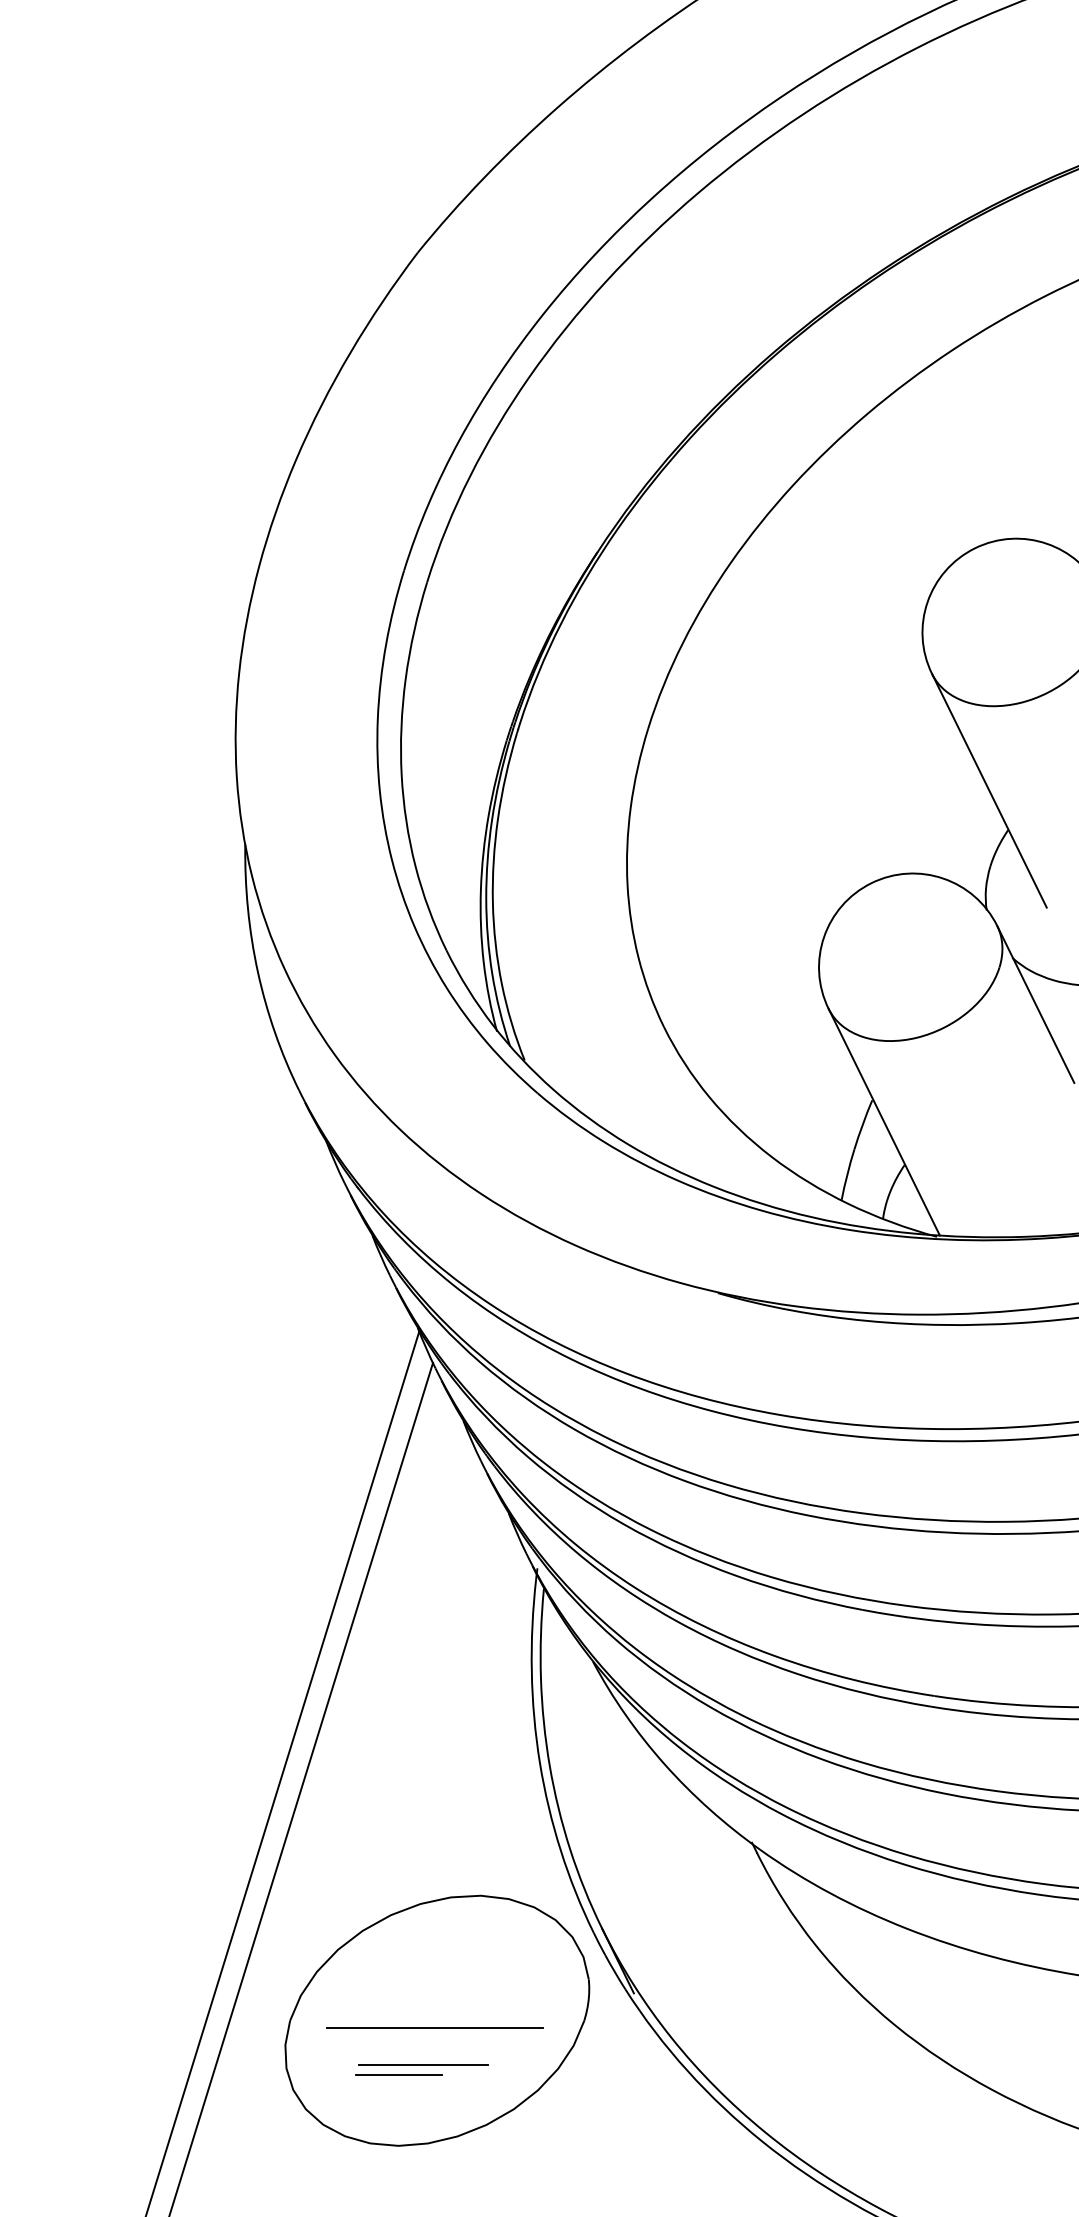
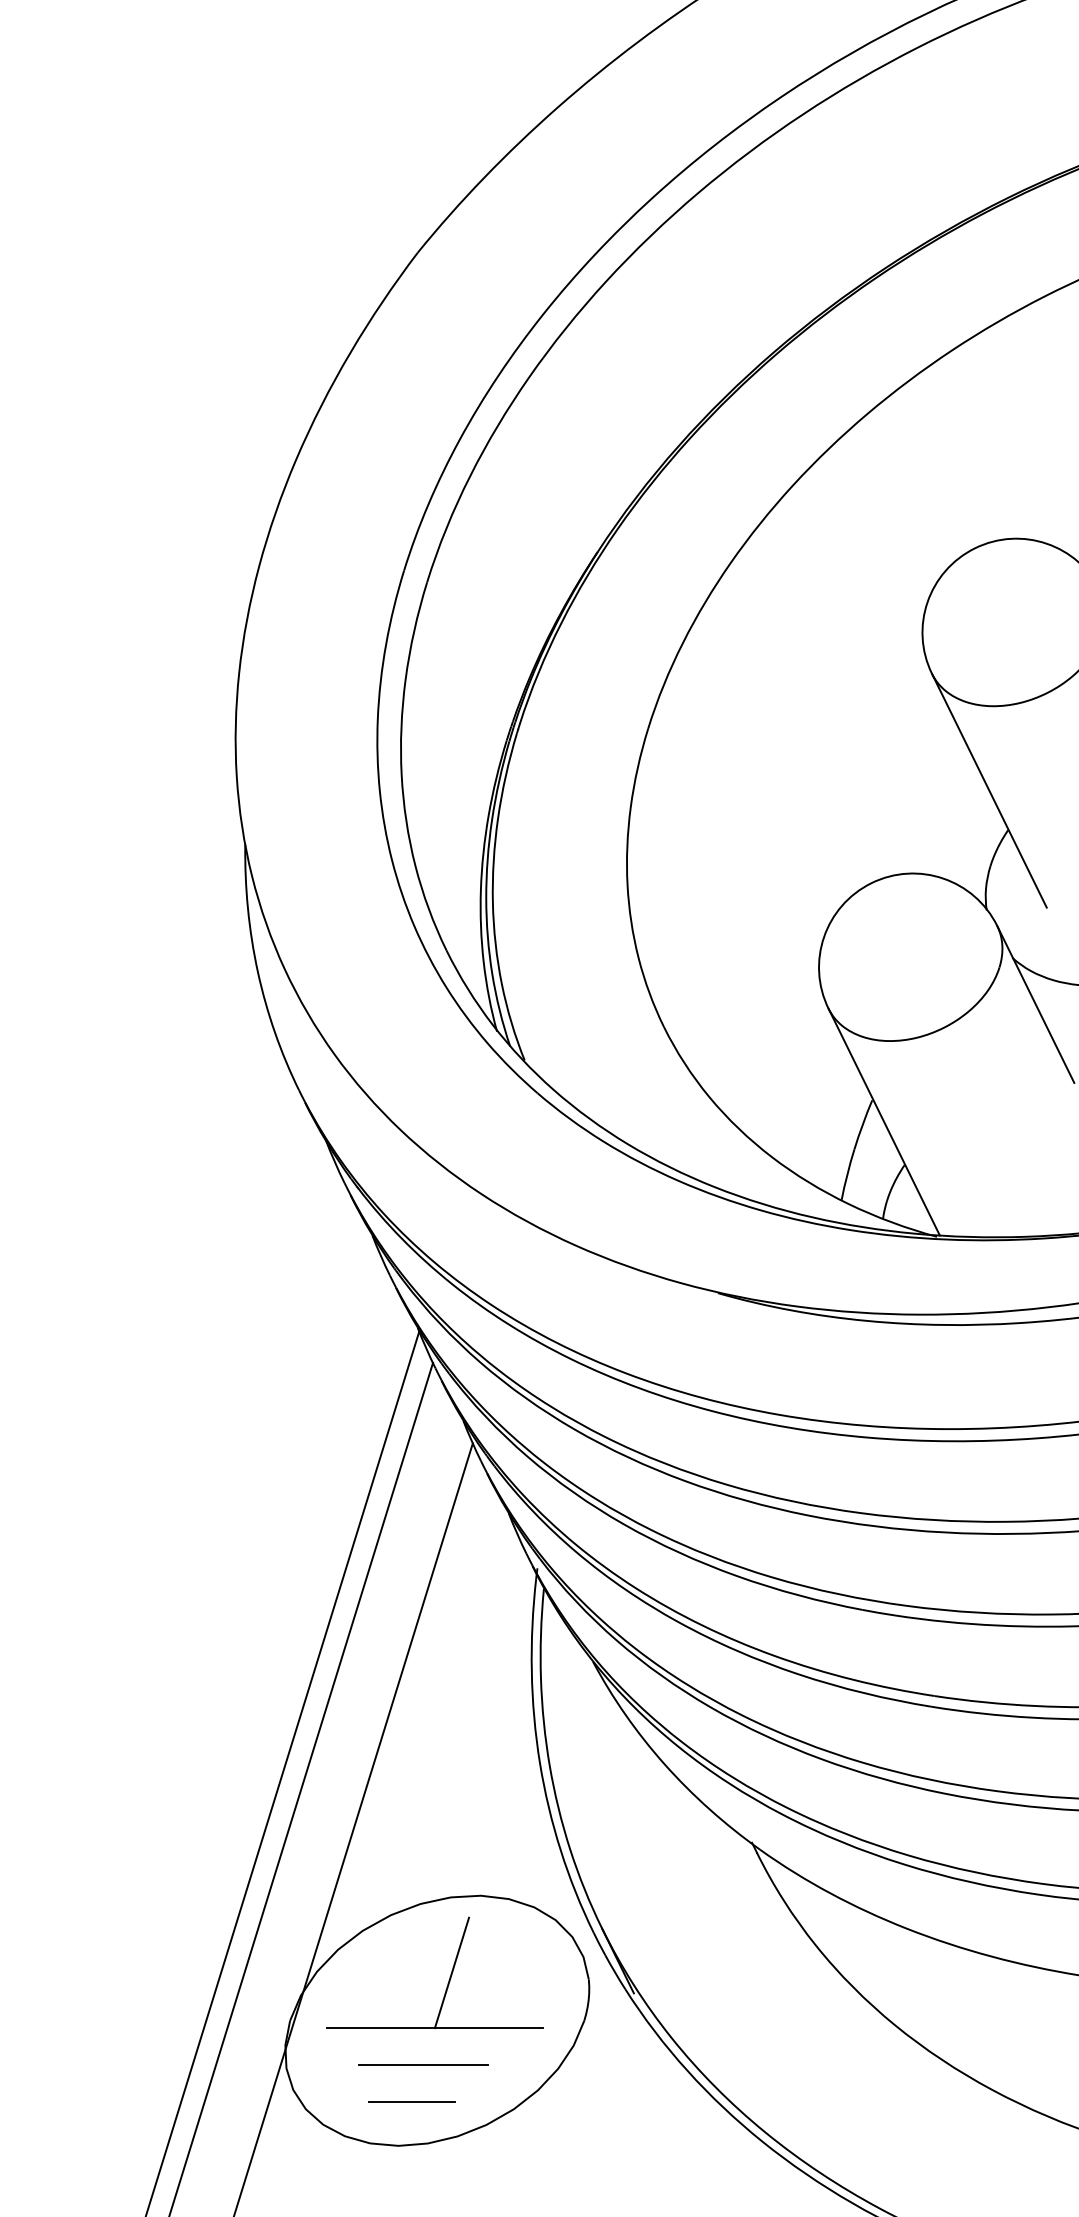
line: none -> present (353, 1828)
line: none -> present (451, 1972)
line position: (398, 2074) -> (411, 2101) (411, 2101)
